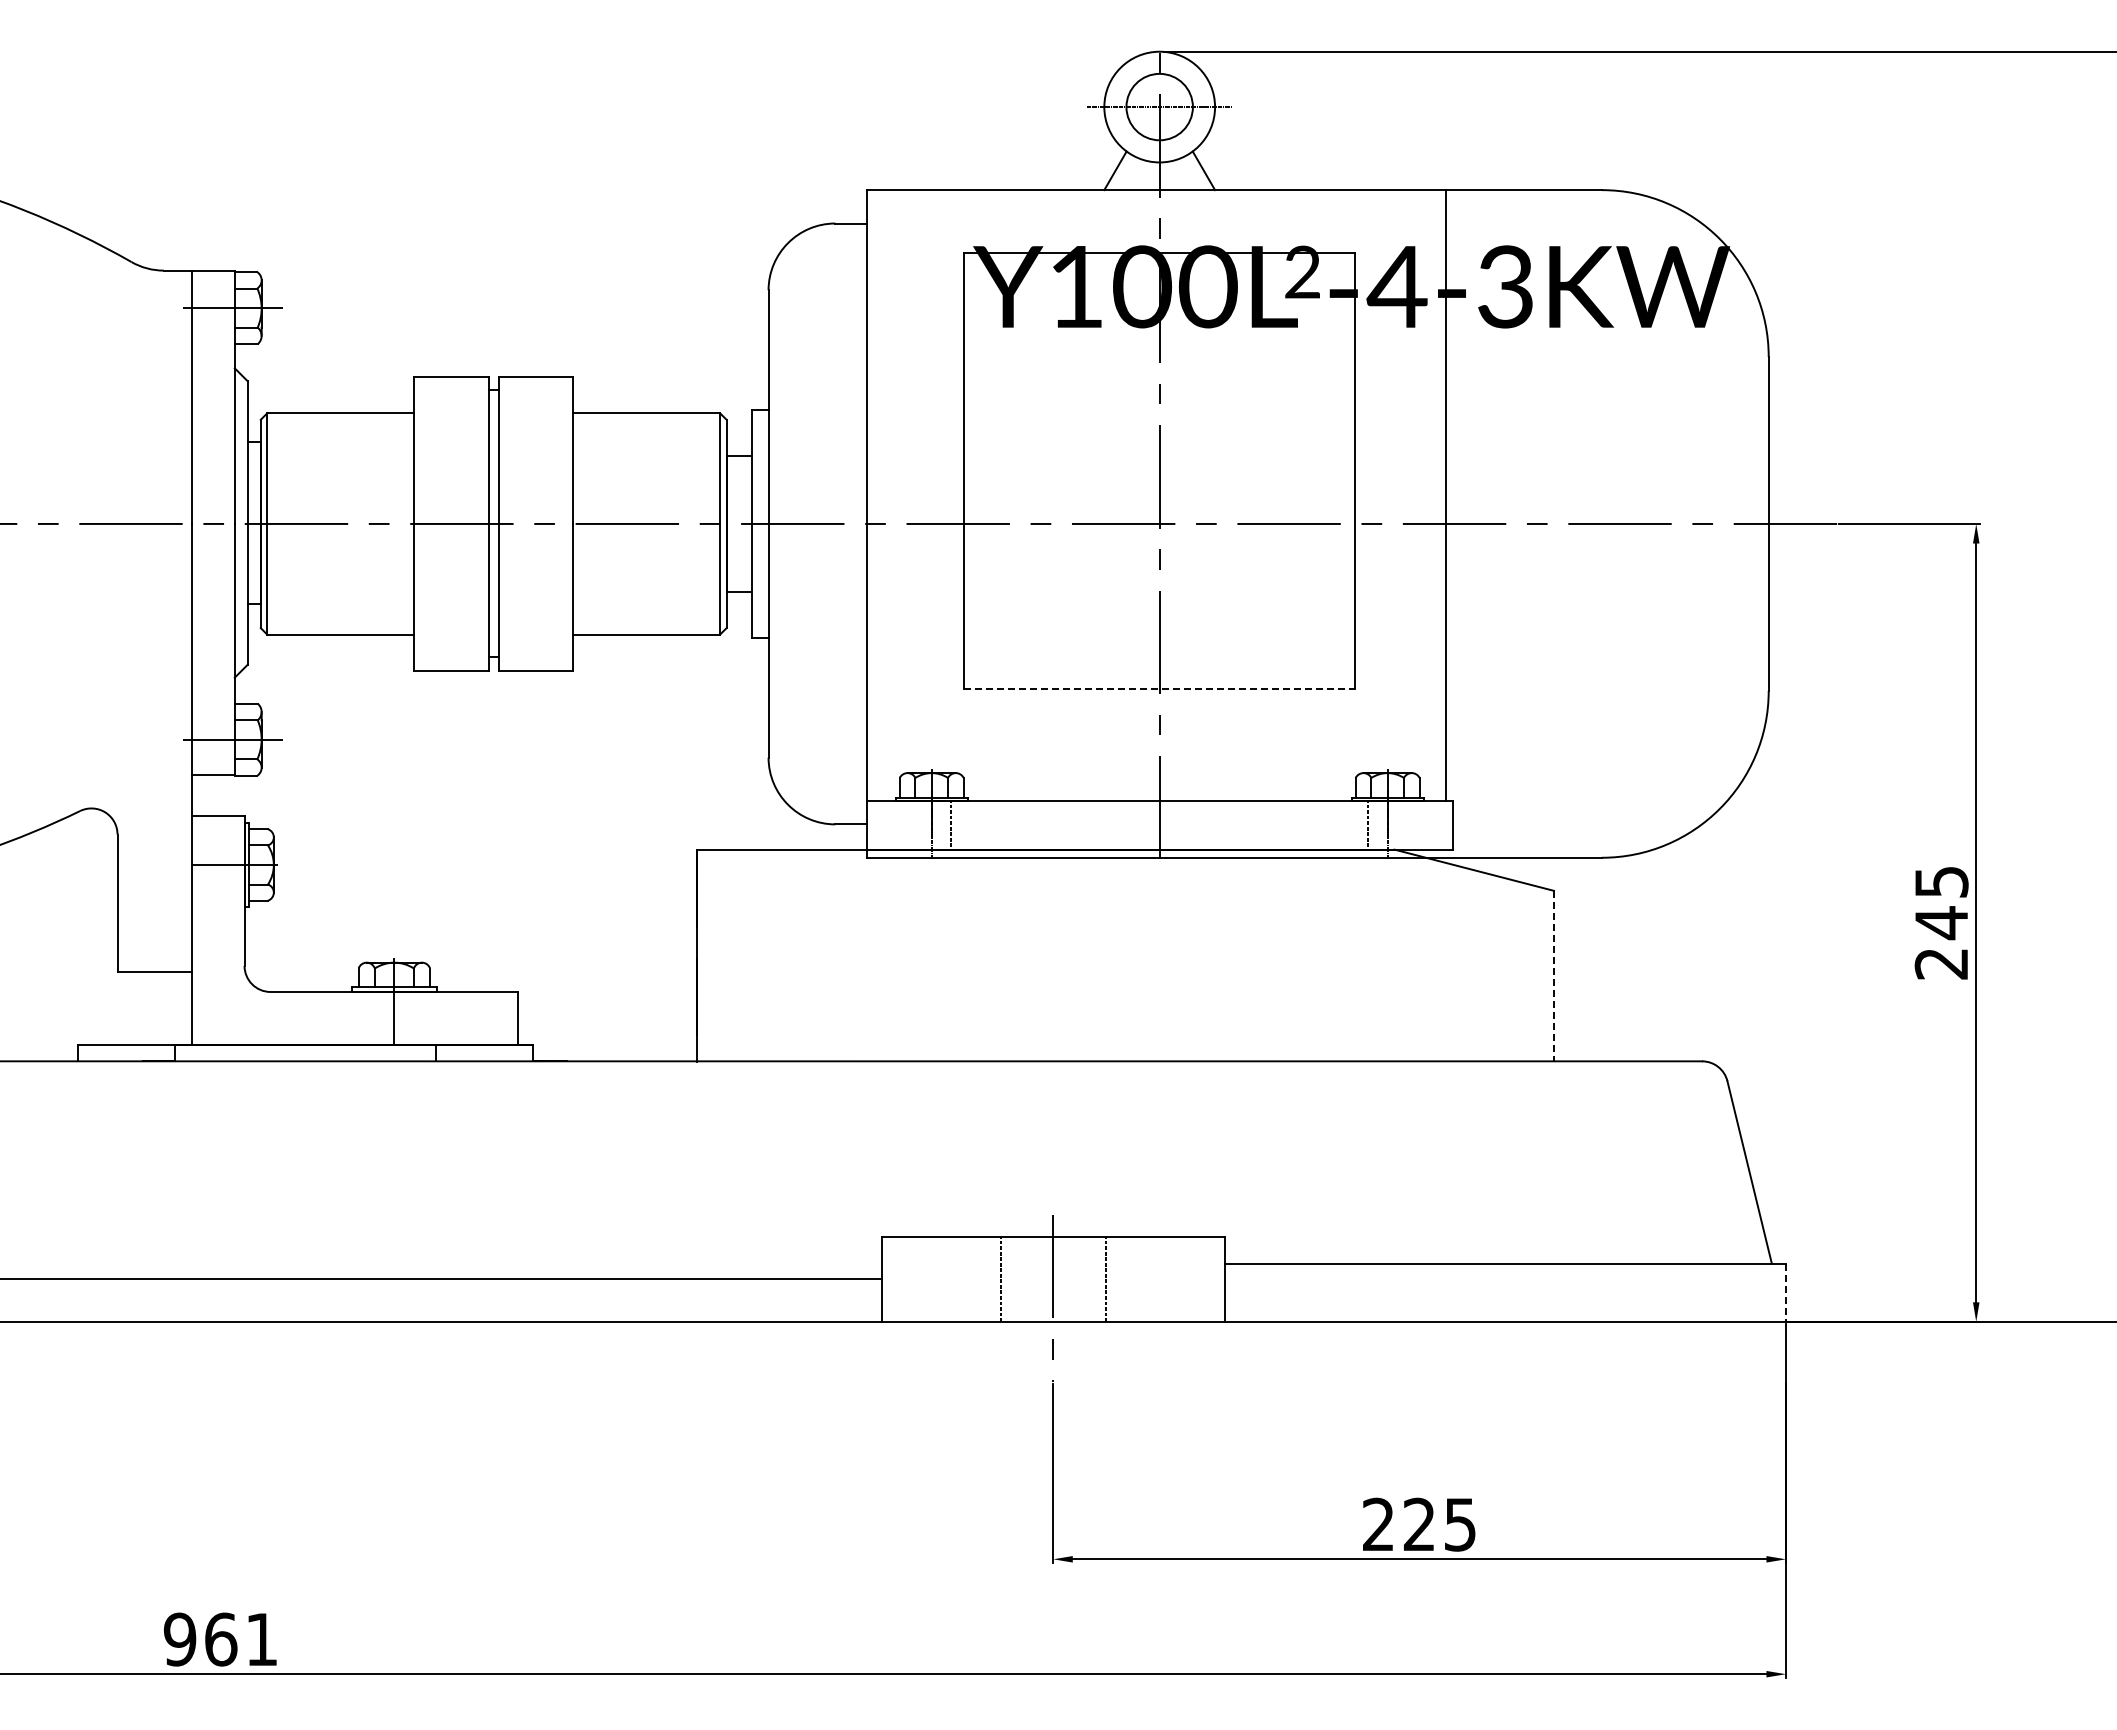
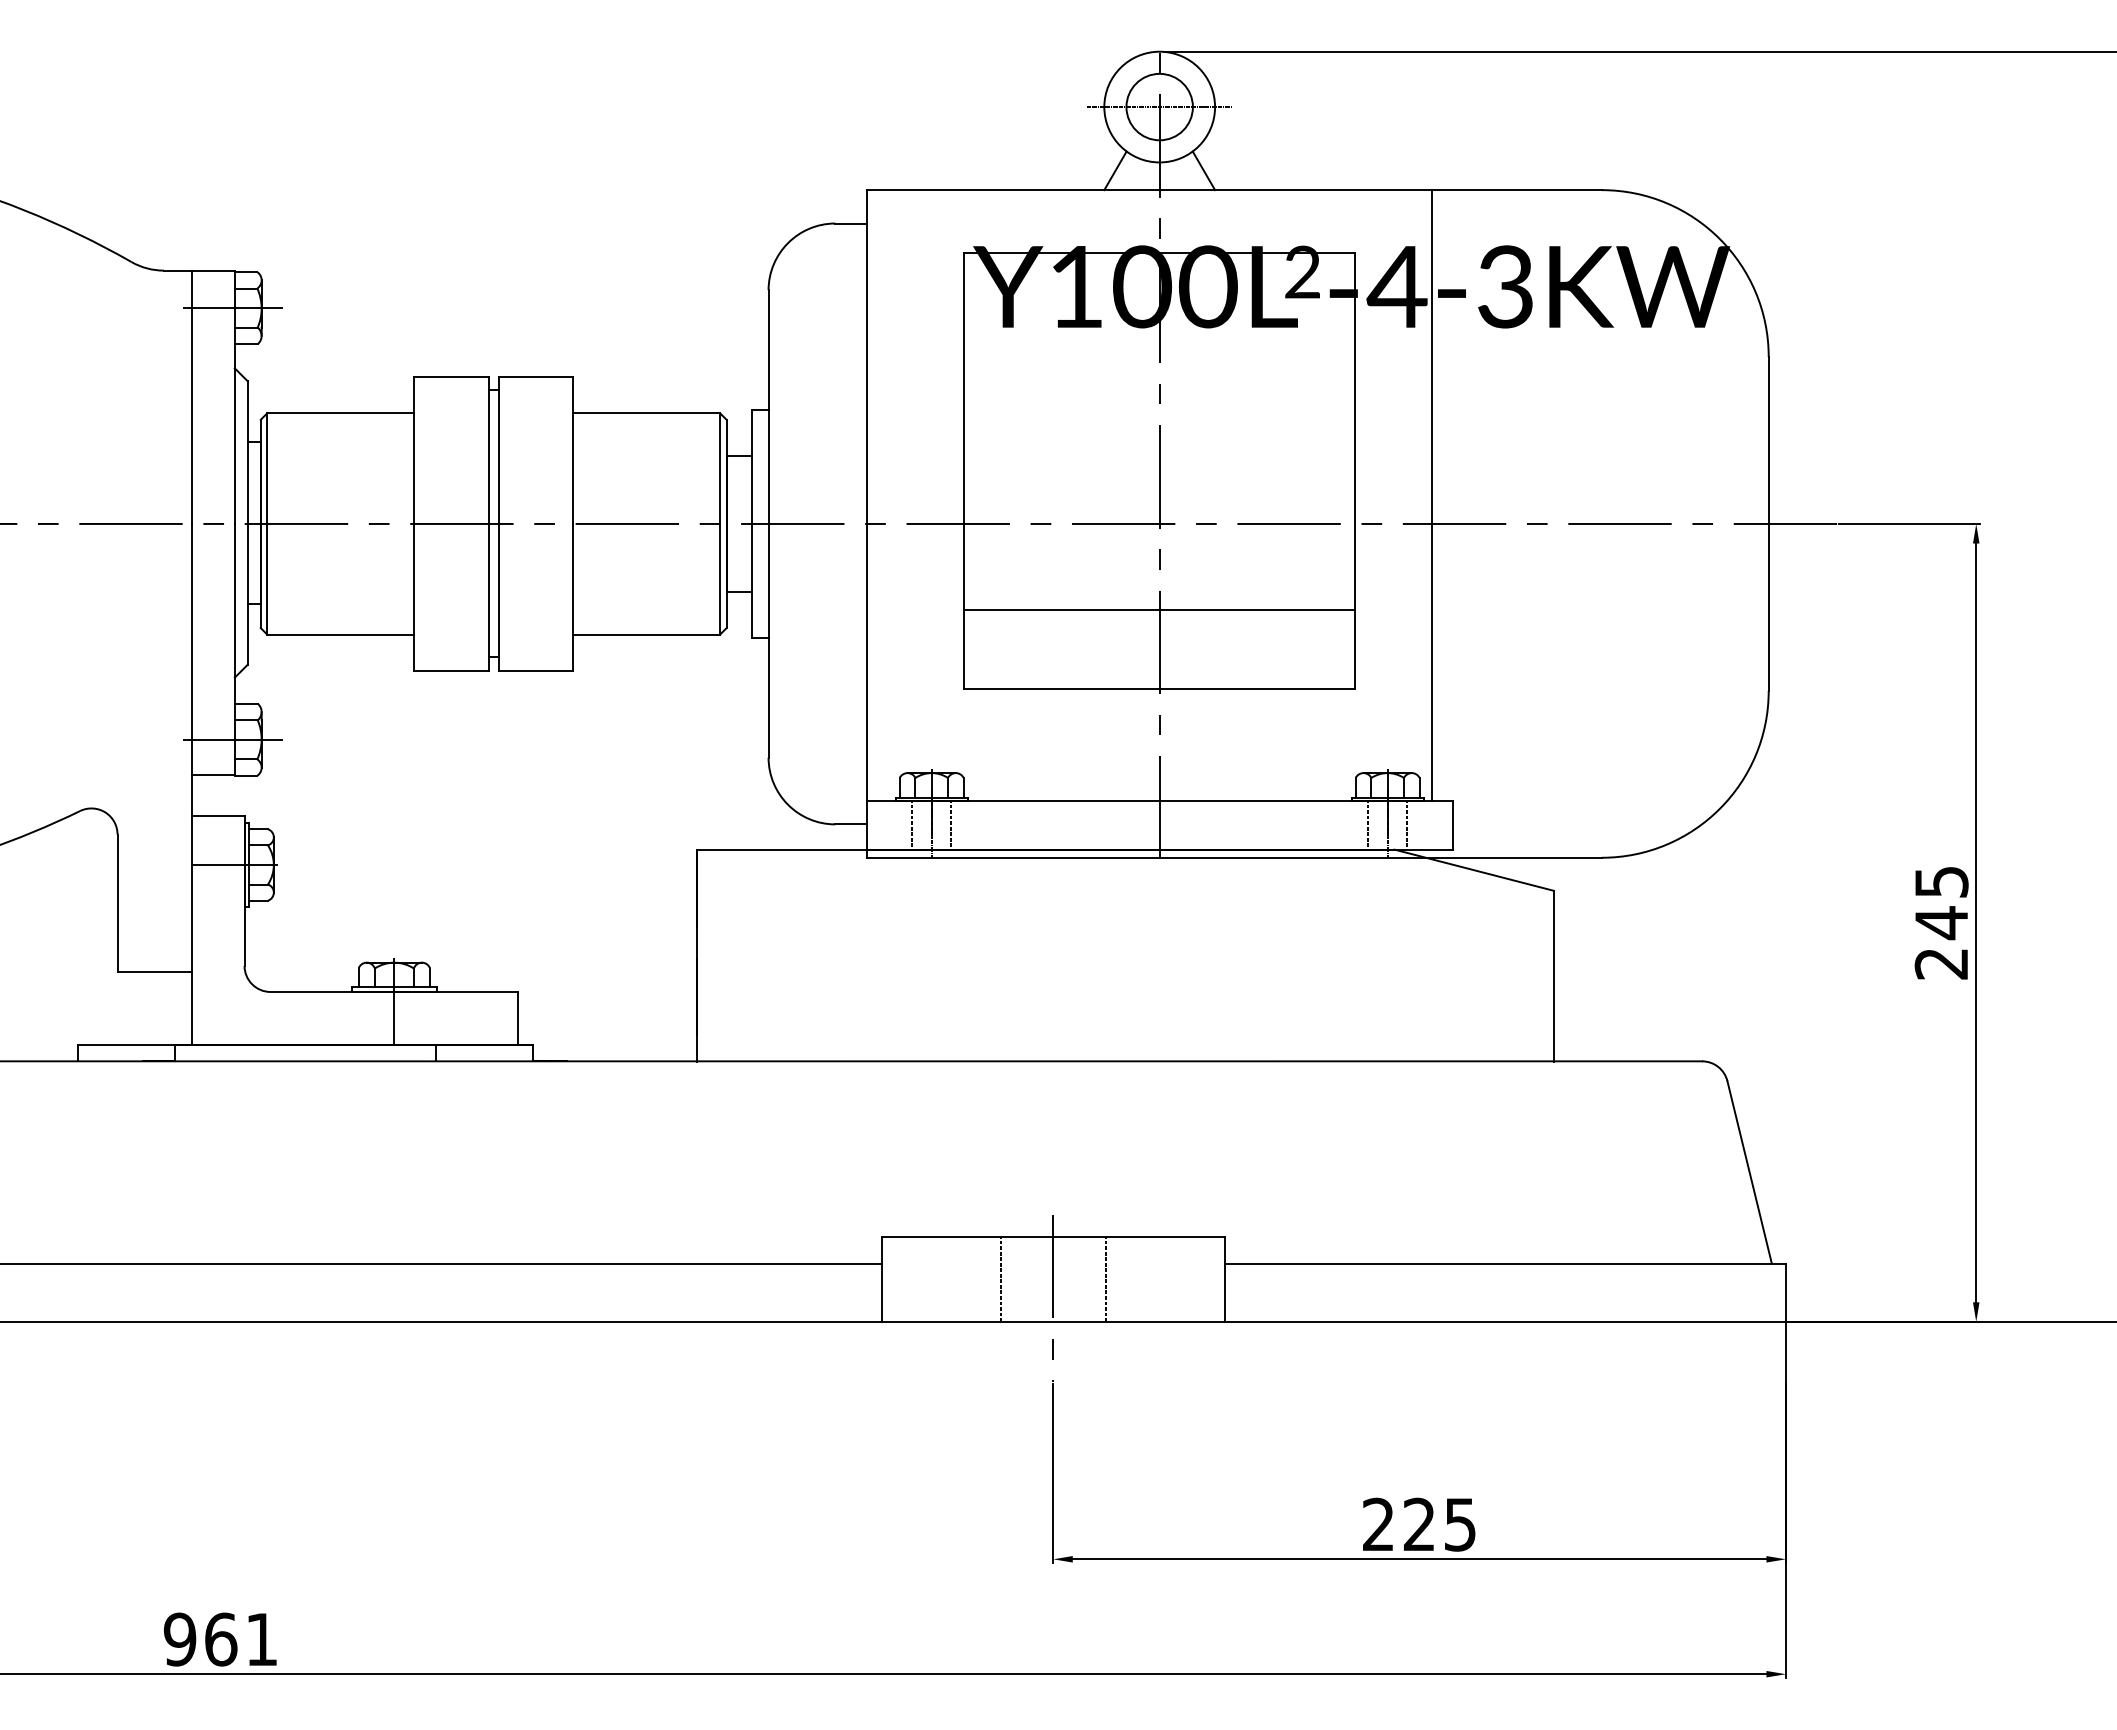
line position: (1445, 495) -> (1431, 495) (1431, 495)
line: none -> present (1159, 609)
line: dashed -> solid (1160, 689)
line: none -> present (912, 824)
line: none -> present (1407, 824)
line: dashed -> solid (1553, 976)
line position: (441, 1278) -> (441, 1263) (441, 1263)
line: dashed -> solid (1786, 1293)
